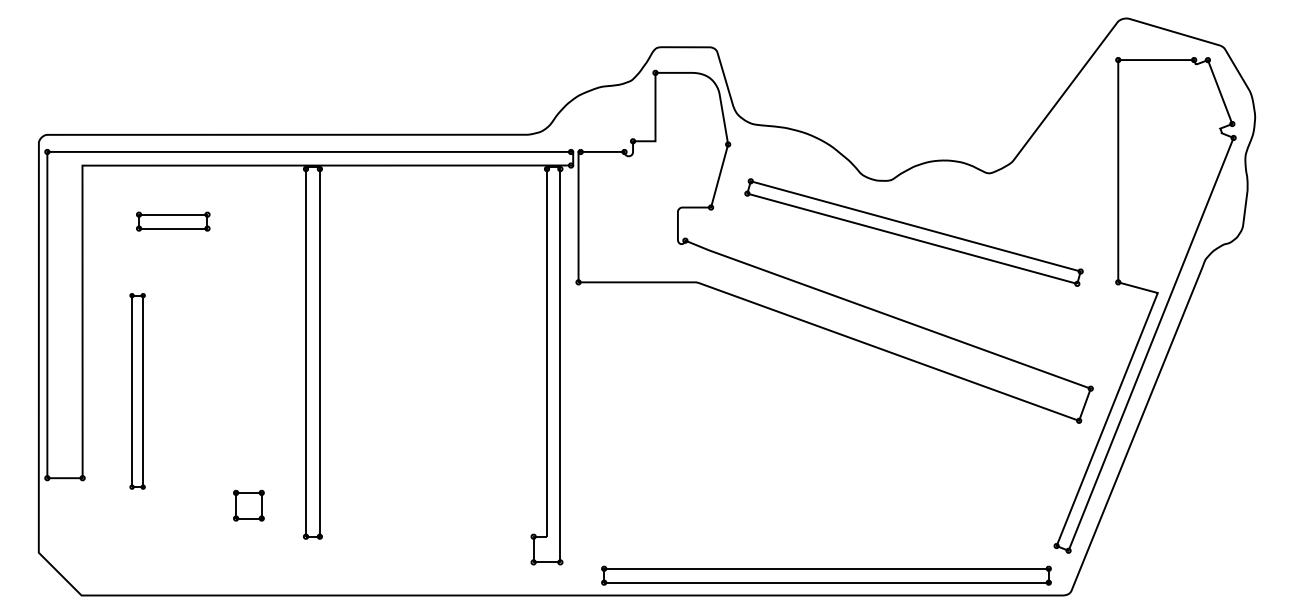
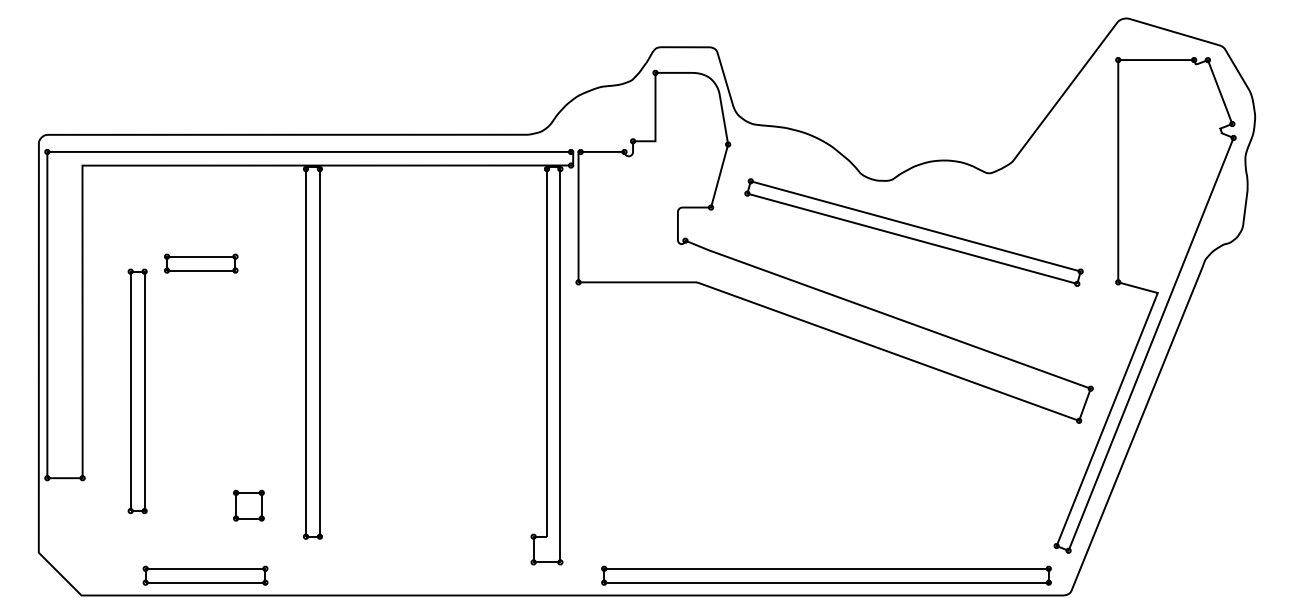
part position: (173, 221) -> (201, 263) (201, 263)
part size: 17x197 px -> 21x247 px (137, 391)
part: none -> present (205, 575)
